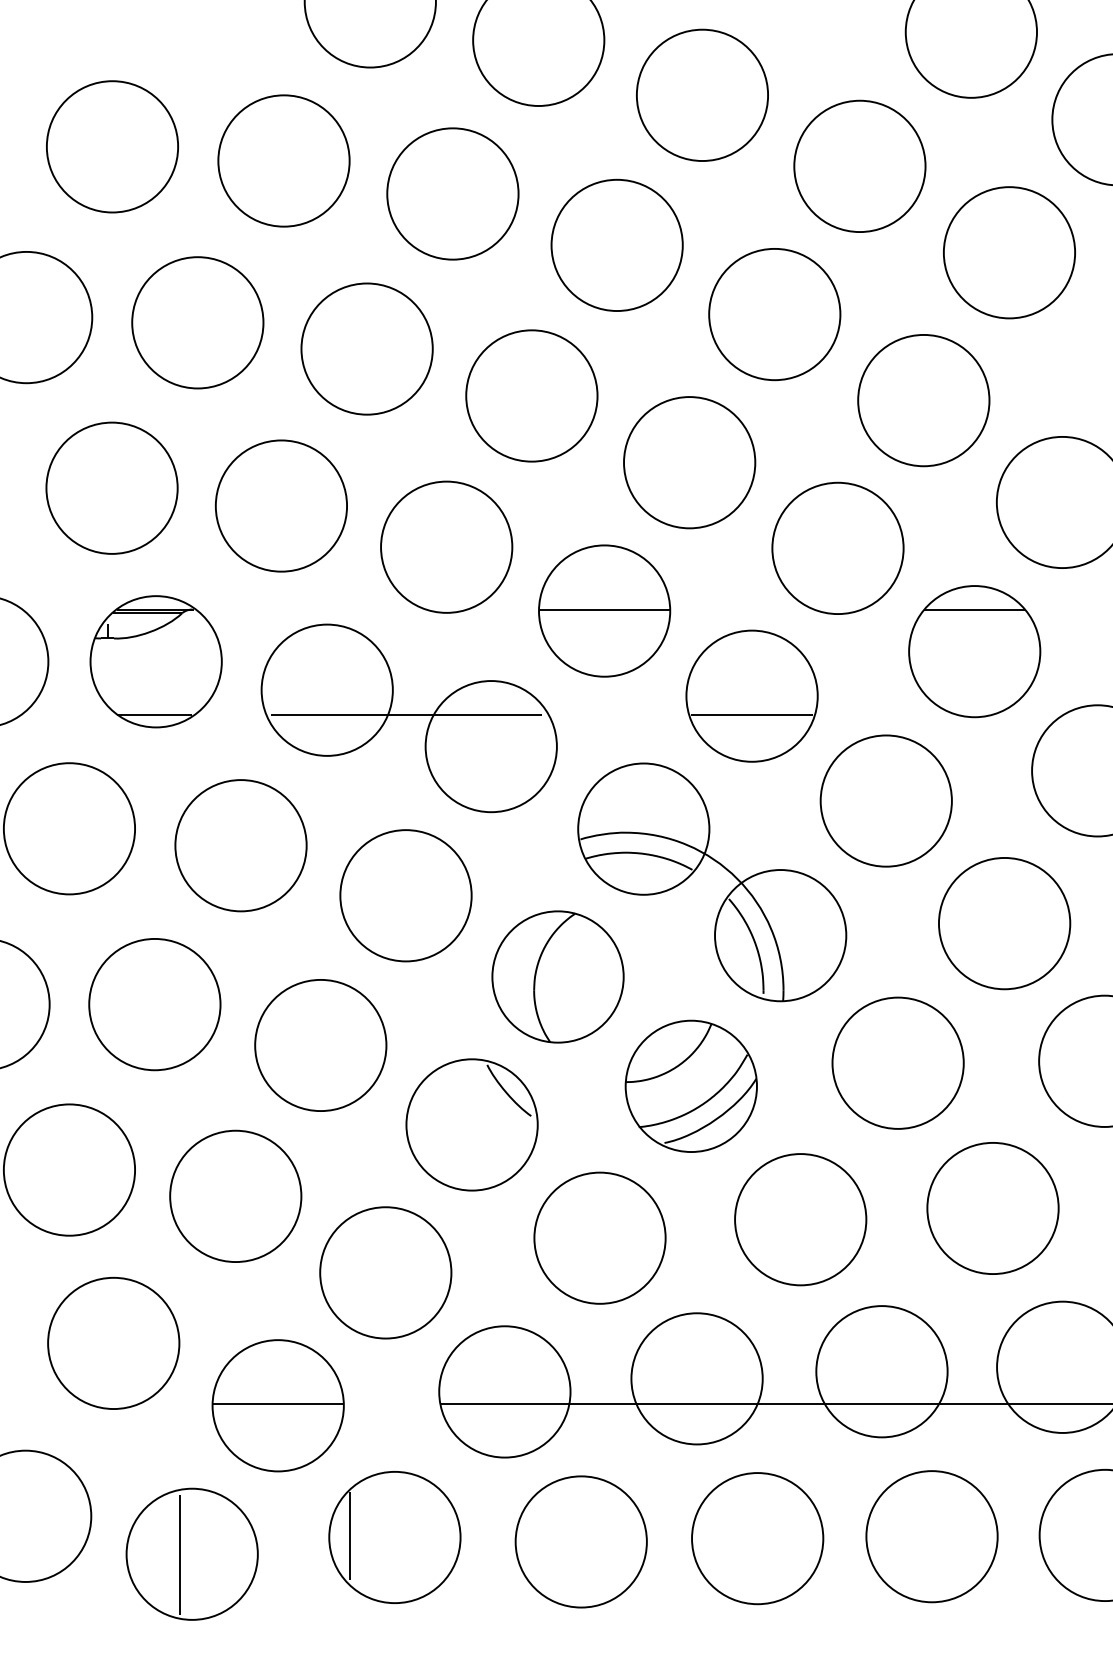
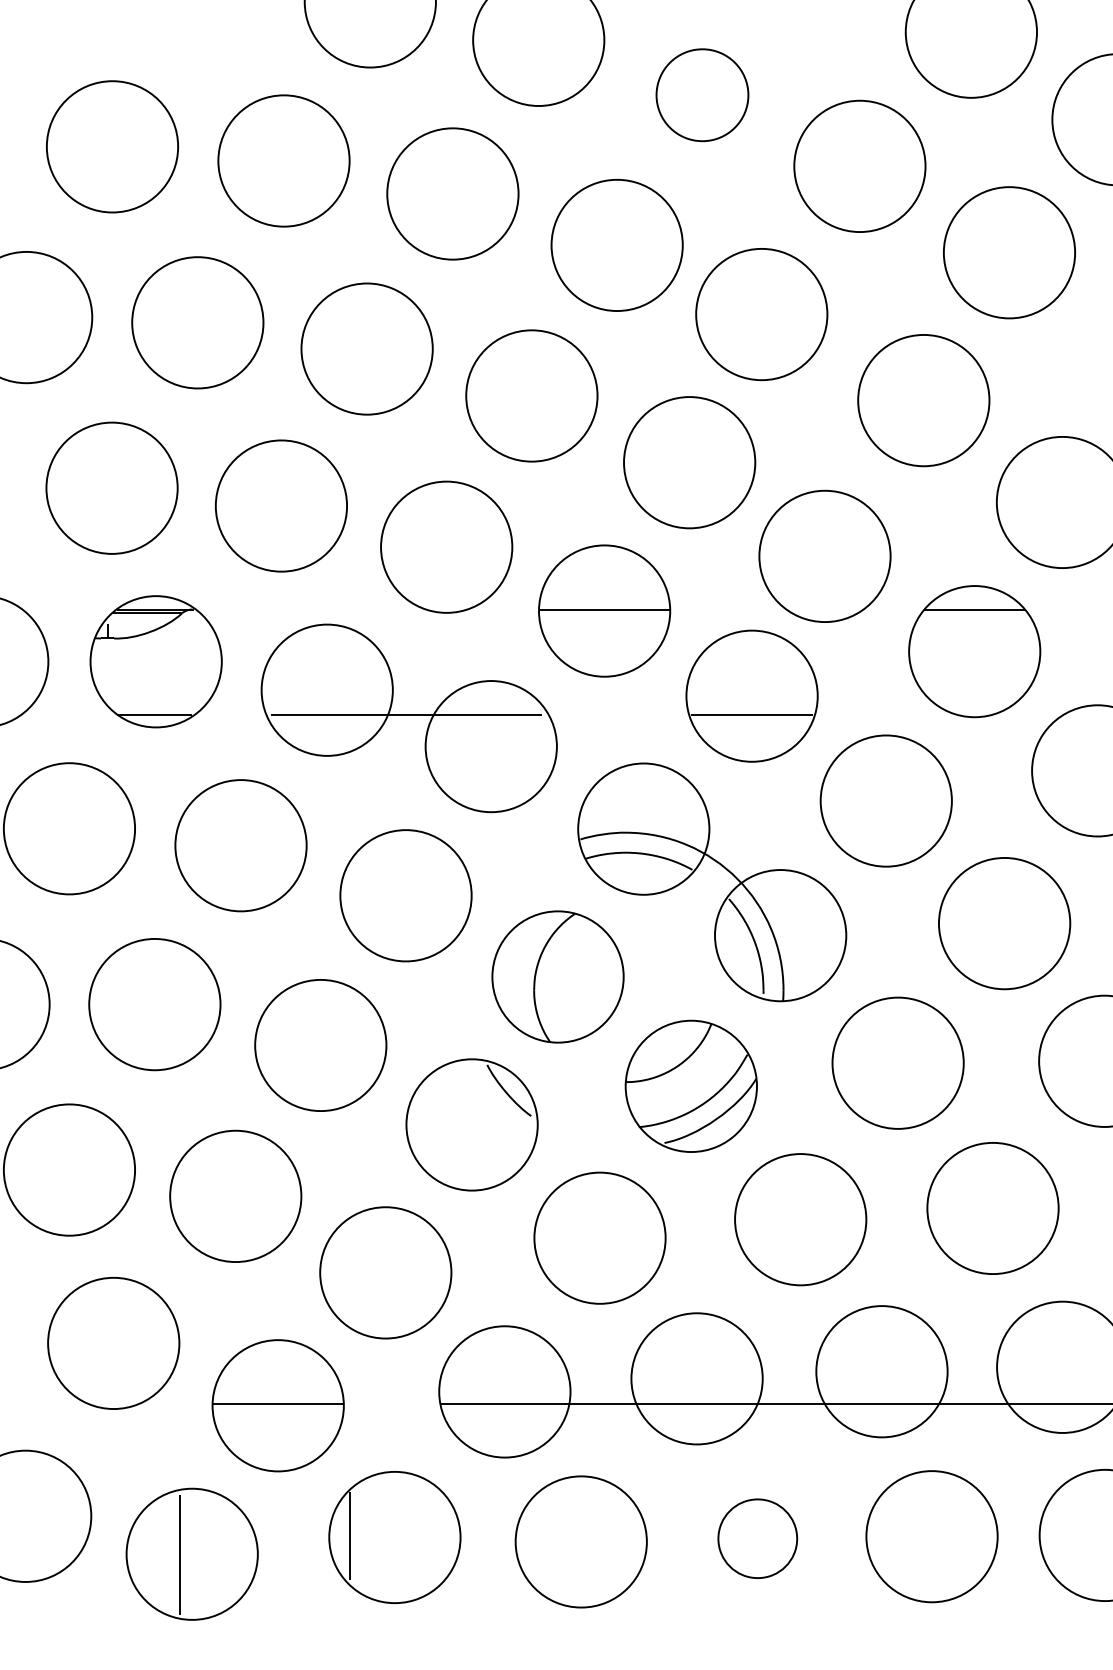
part size: 133x134 px -> 95x95 px (702, 95)
part position: (774, 314) -> (761, 314) (761, 314)
part position: (837, 547) -> (824, 555) (824, 555)
part size: 134x134 px -> 82x81 px (757, 1538)
